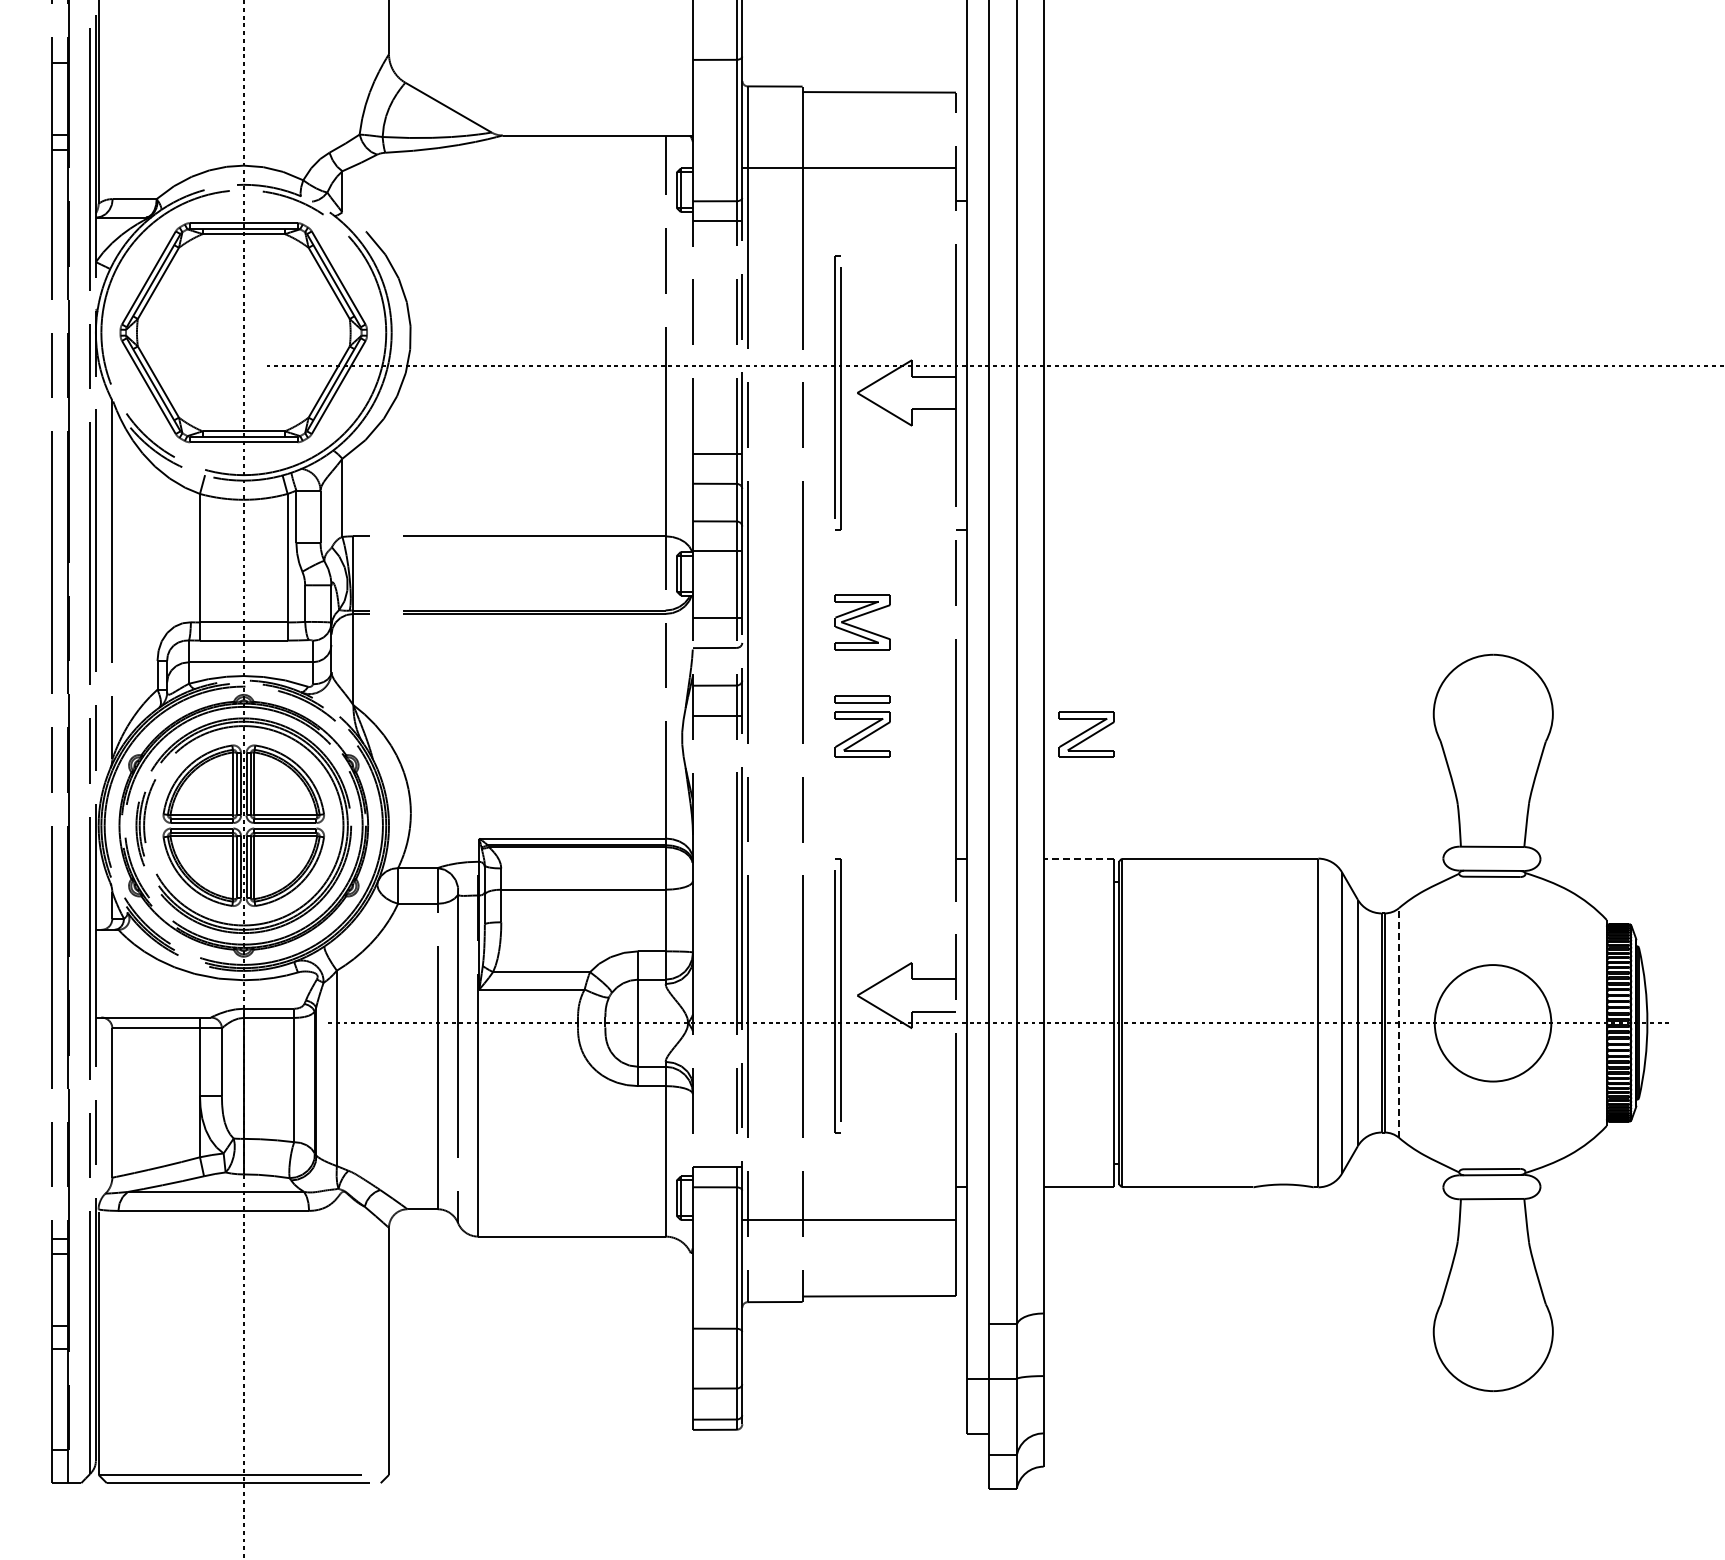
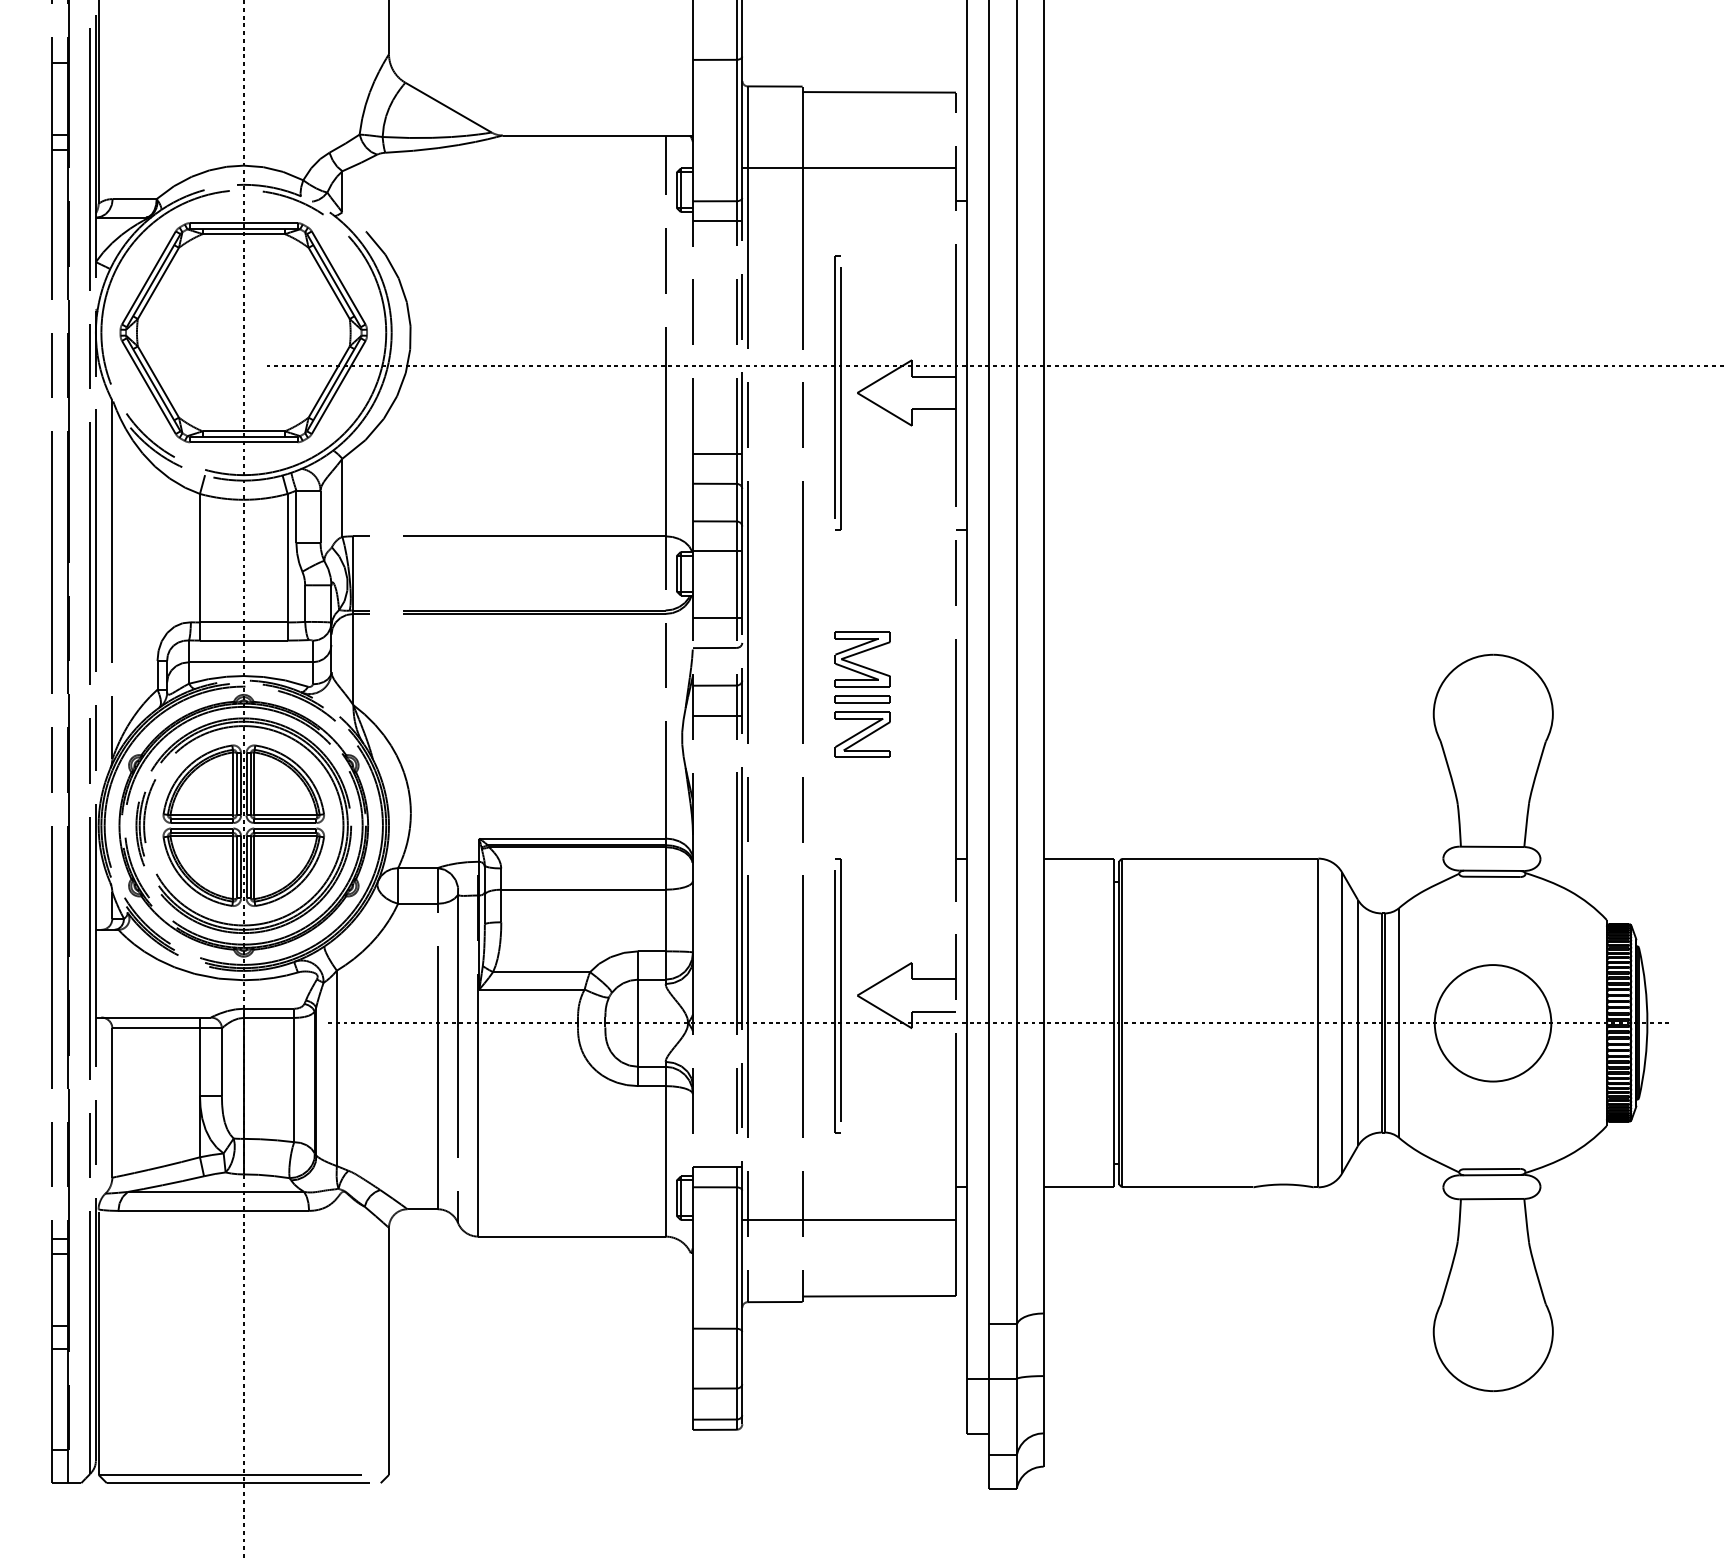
part position: (862, 622) -> (862, 659) (862, 659)
part: present -> none (1086, 734)
line: dashed -> solid (1078, 858)
line: dashed -> solid (1398, 1022)
